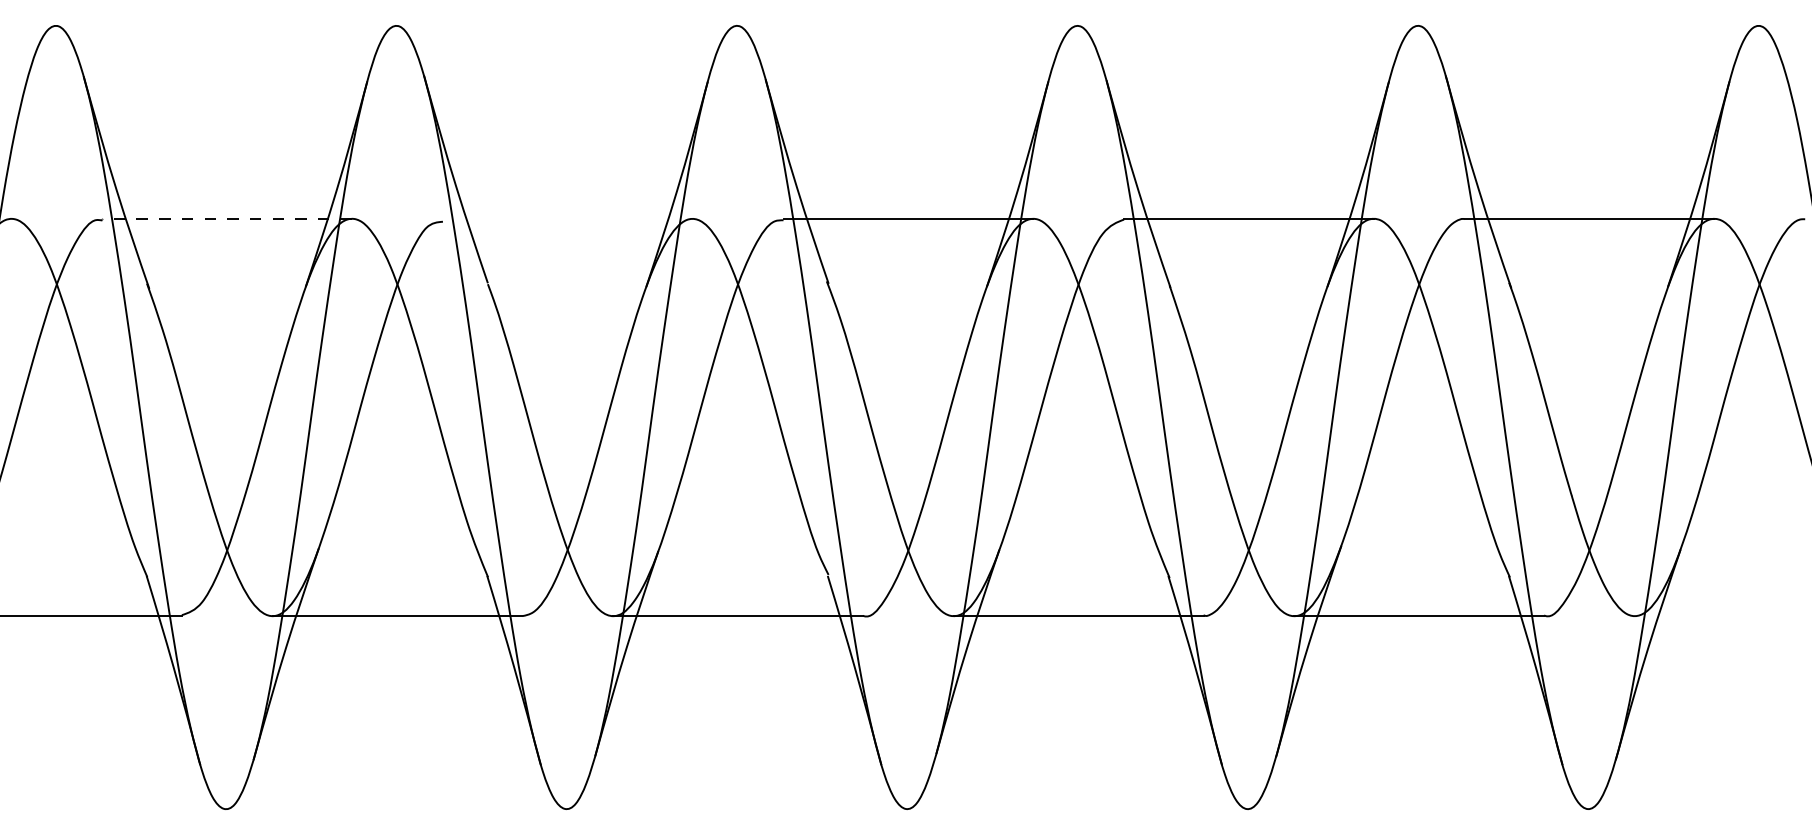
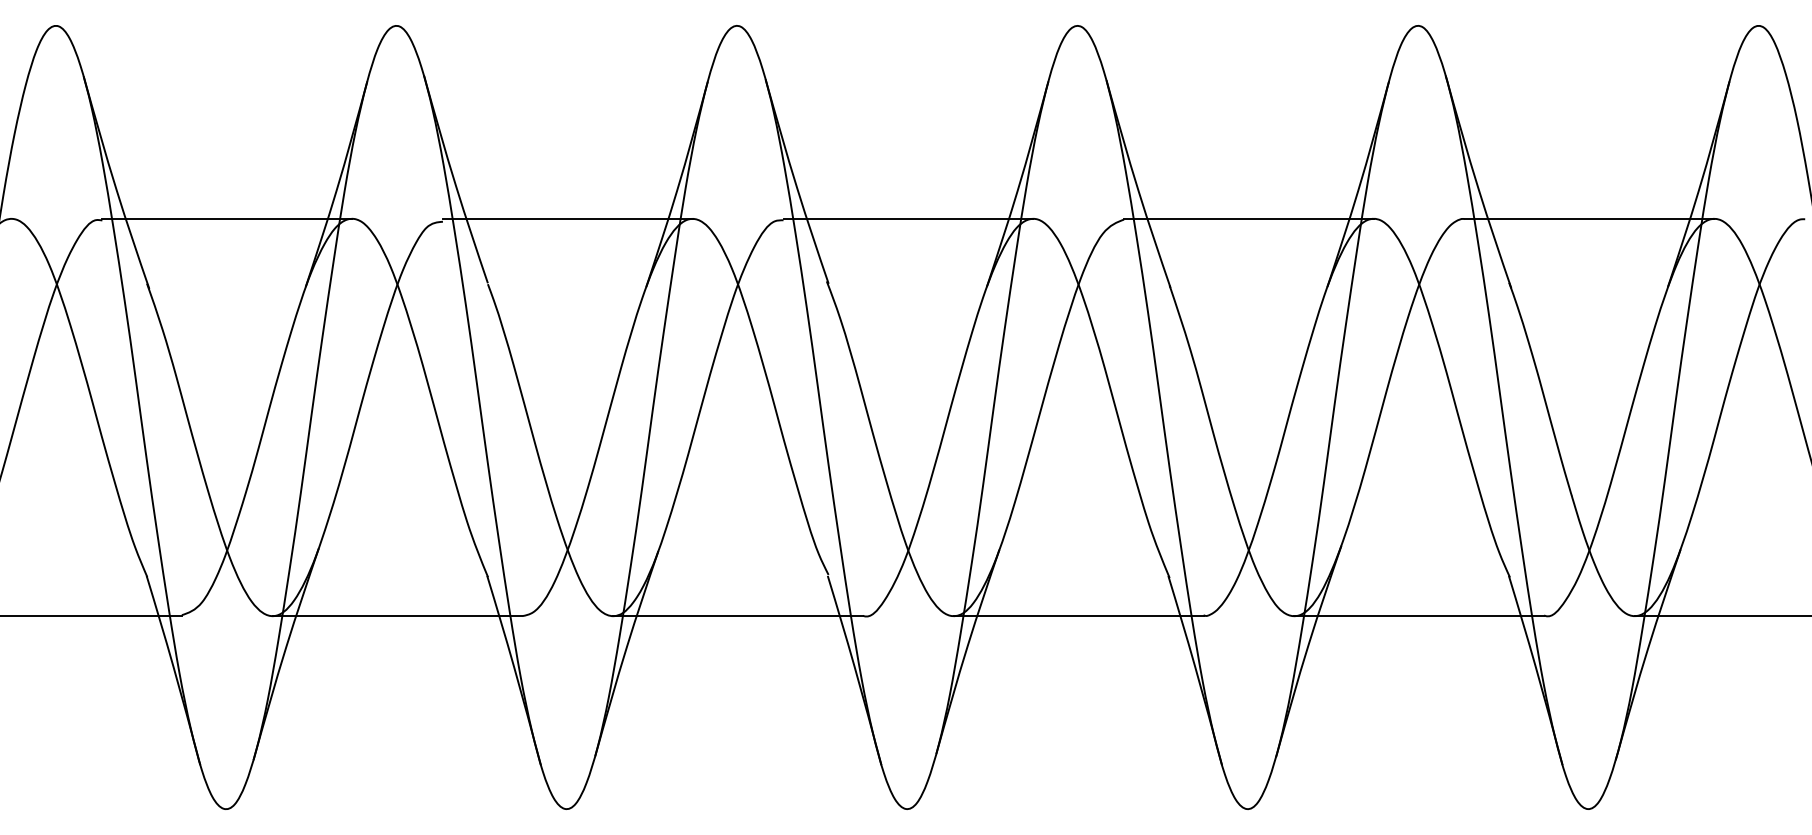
line: dashed -> solid (227, 218)
line: none -> present (567, 218)
line: none -> present (1721, 616)
